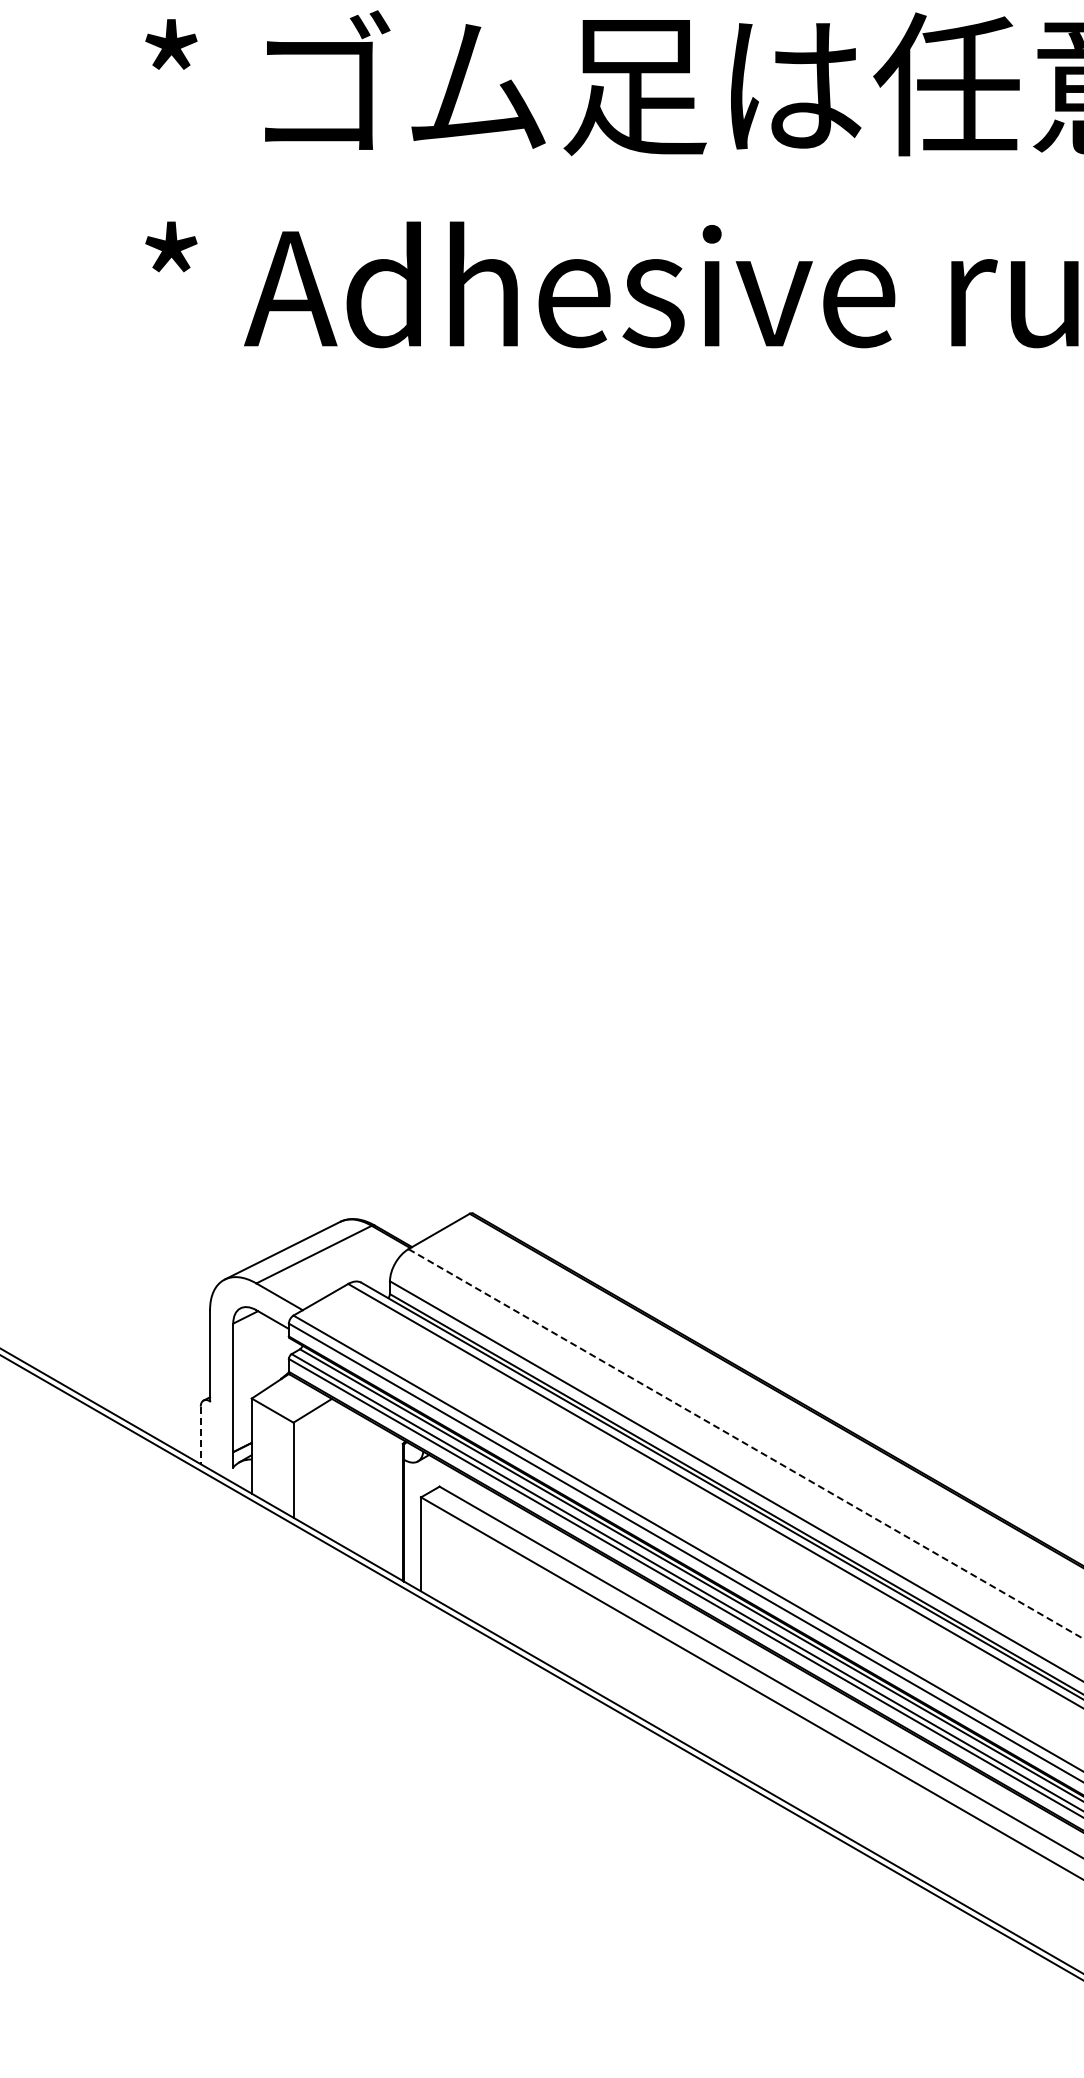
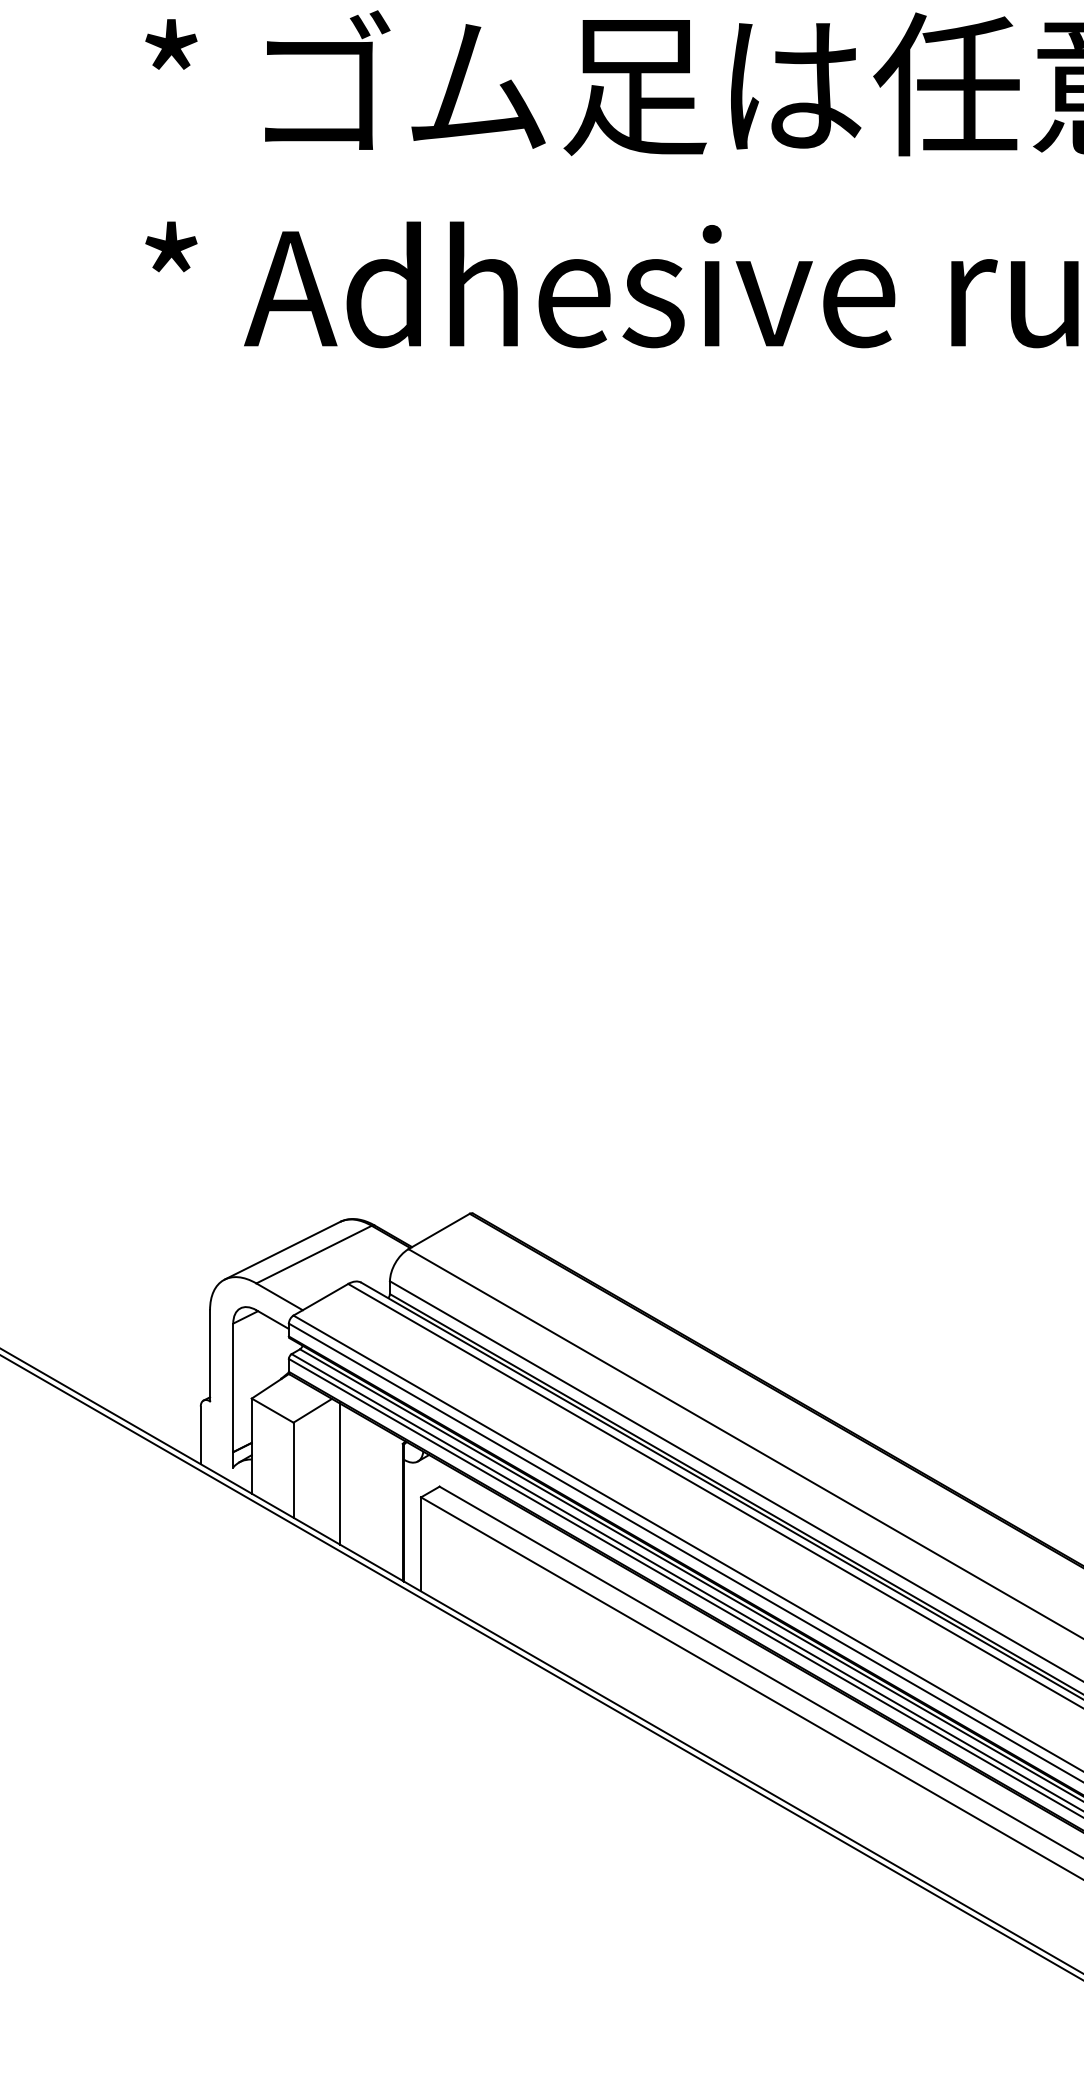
line: dashed -> solid (200, 1435)
line: dashed -> solid (746, 1444)
line: none -> present (339, 1473)
